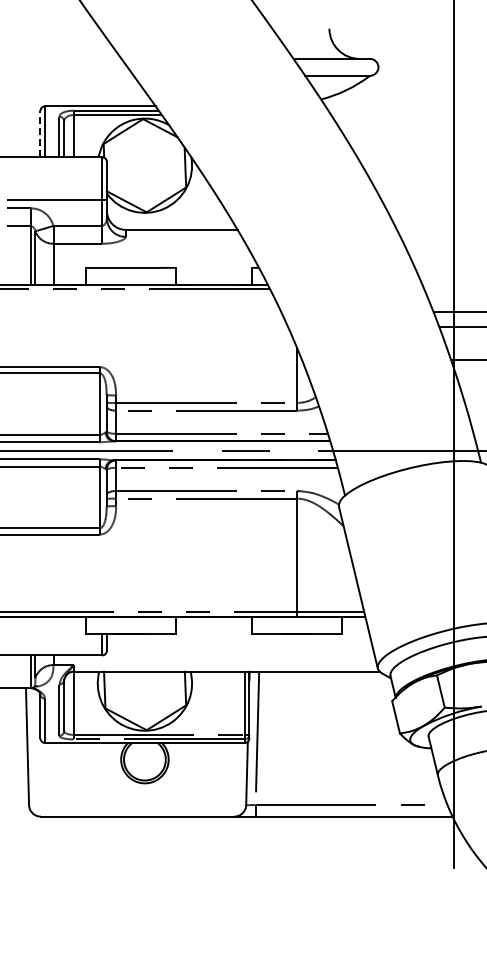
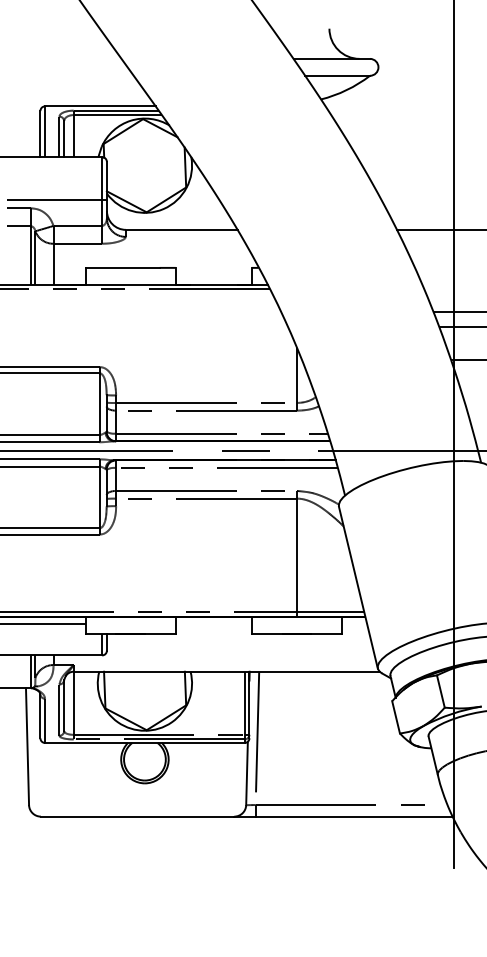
line: dashed -> solid (40, 133)
line: none -> present (440, 229)
line: none -> present (43, 624)
